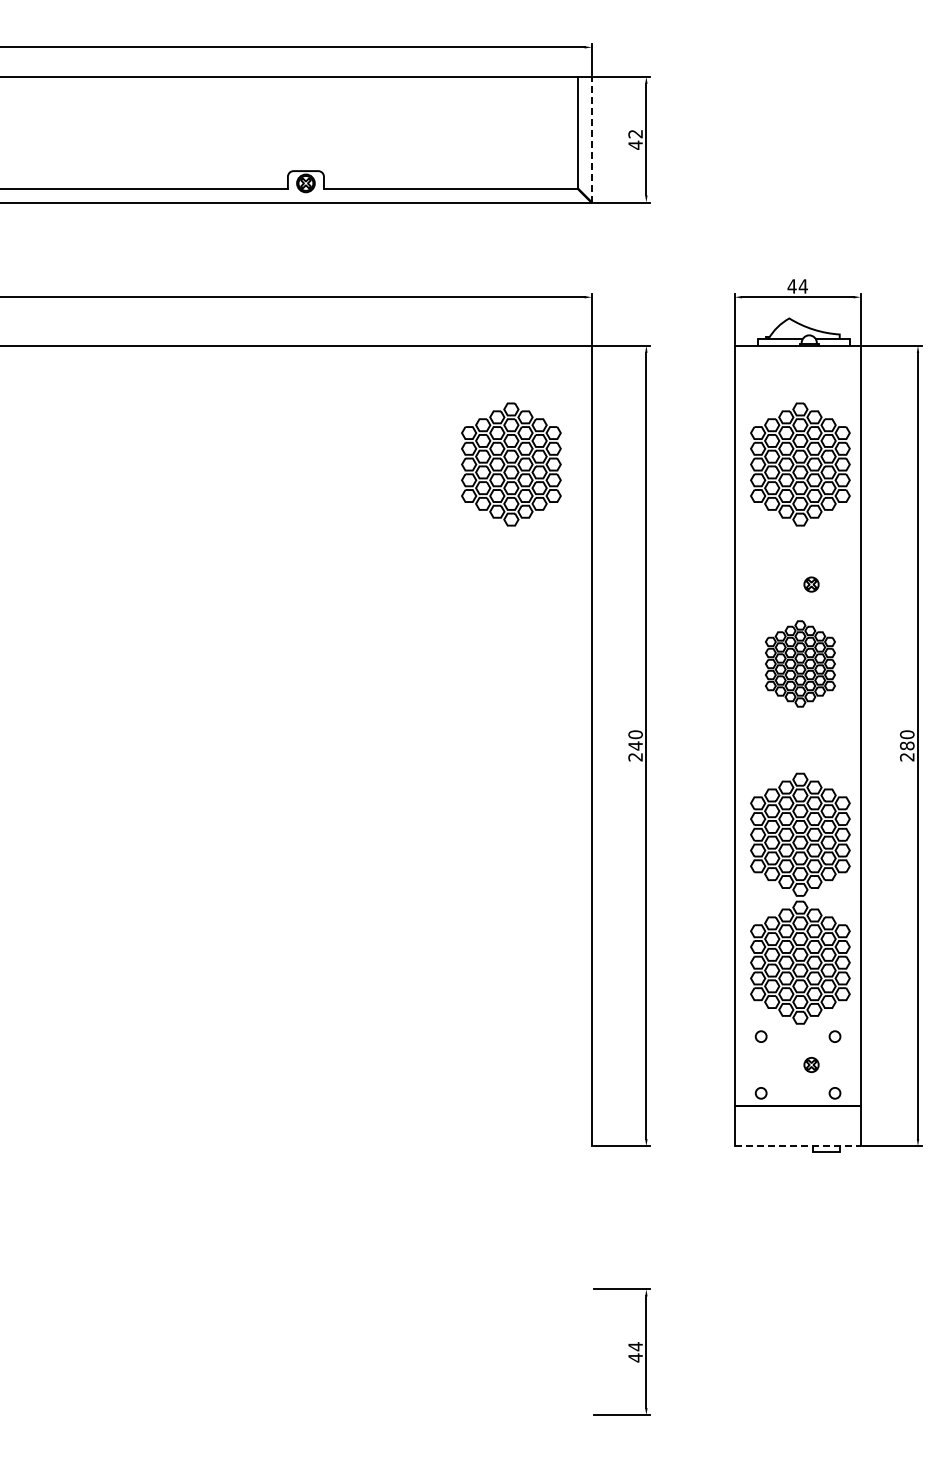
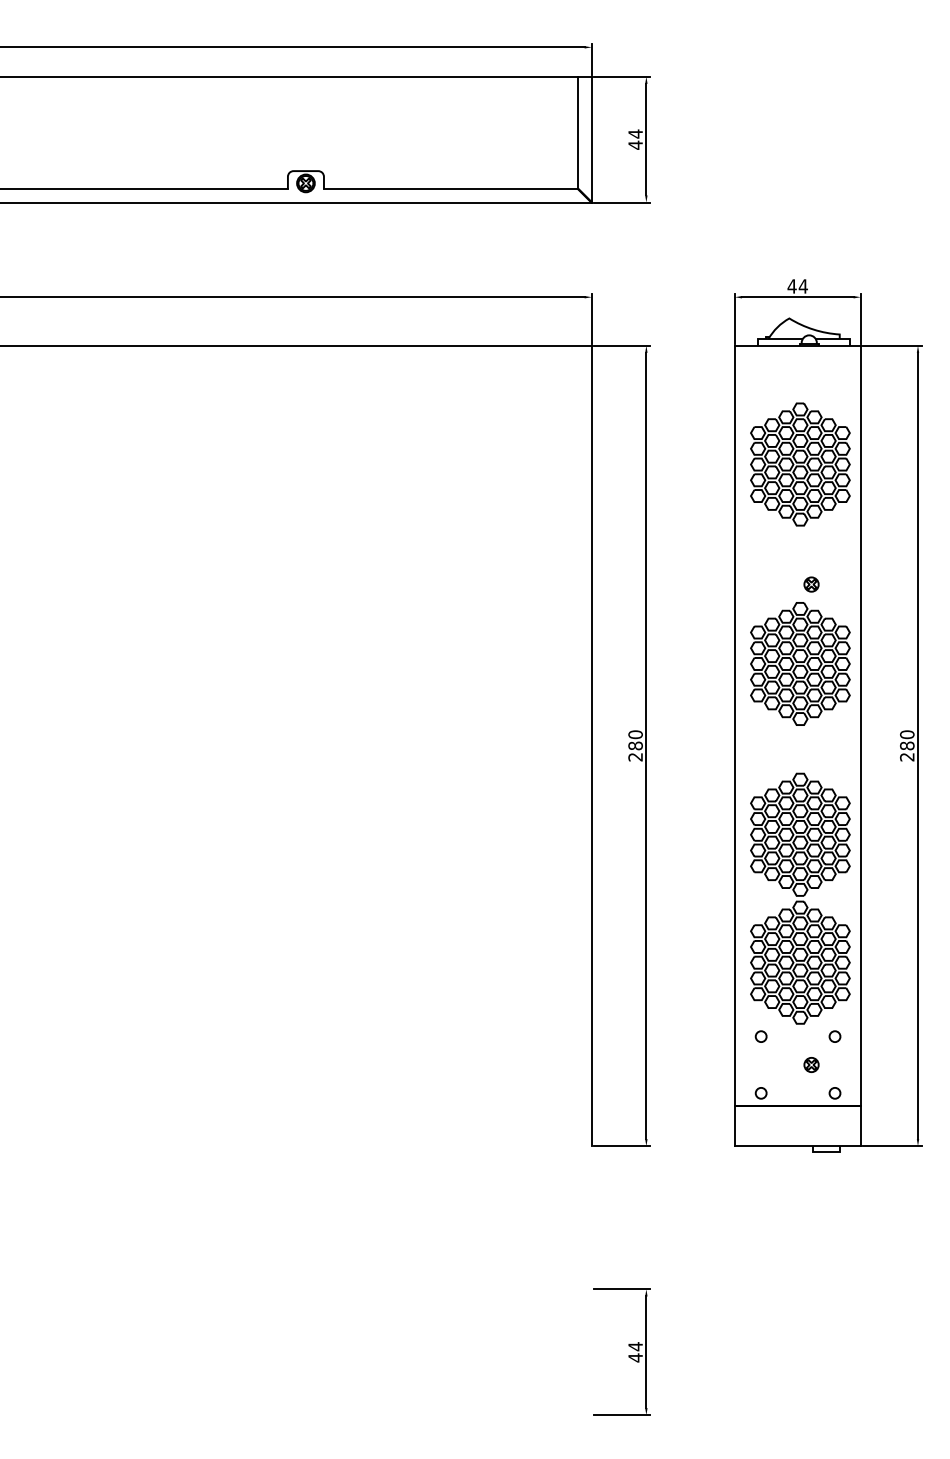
text: 42 -> 44 (635, 133)
line: dashed -> solid (591, 139)
part: present -> none (511, 464)
part size: 71x88 px -> 101x124 px (800, 663)
text: 240 -> 280 (635, 745)
line: dashed -> solid (797, 1146)
